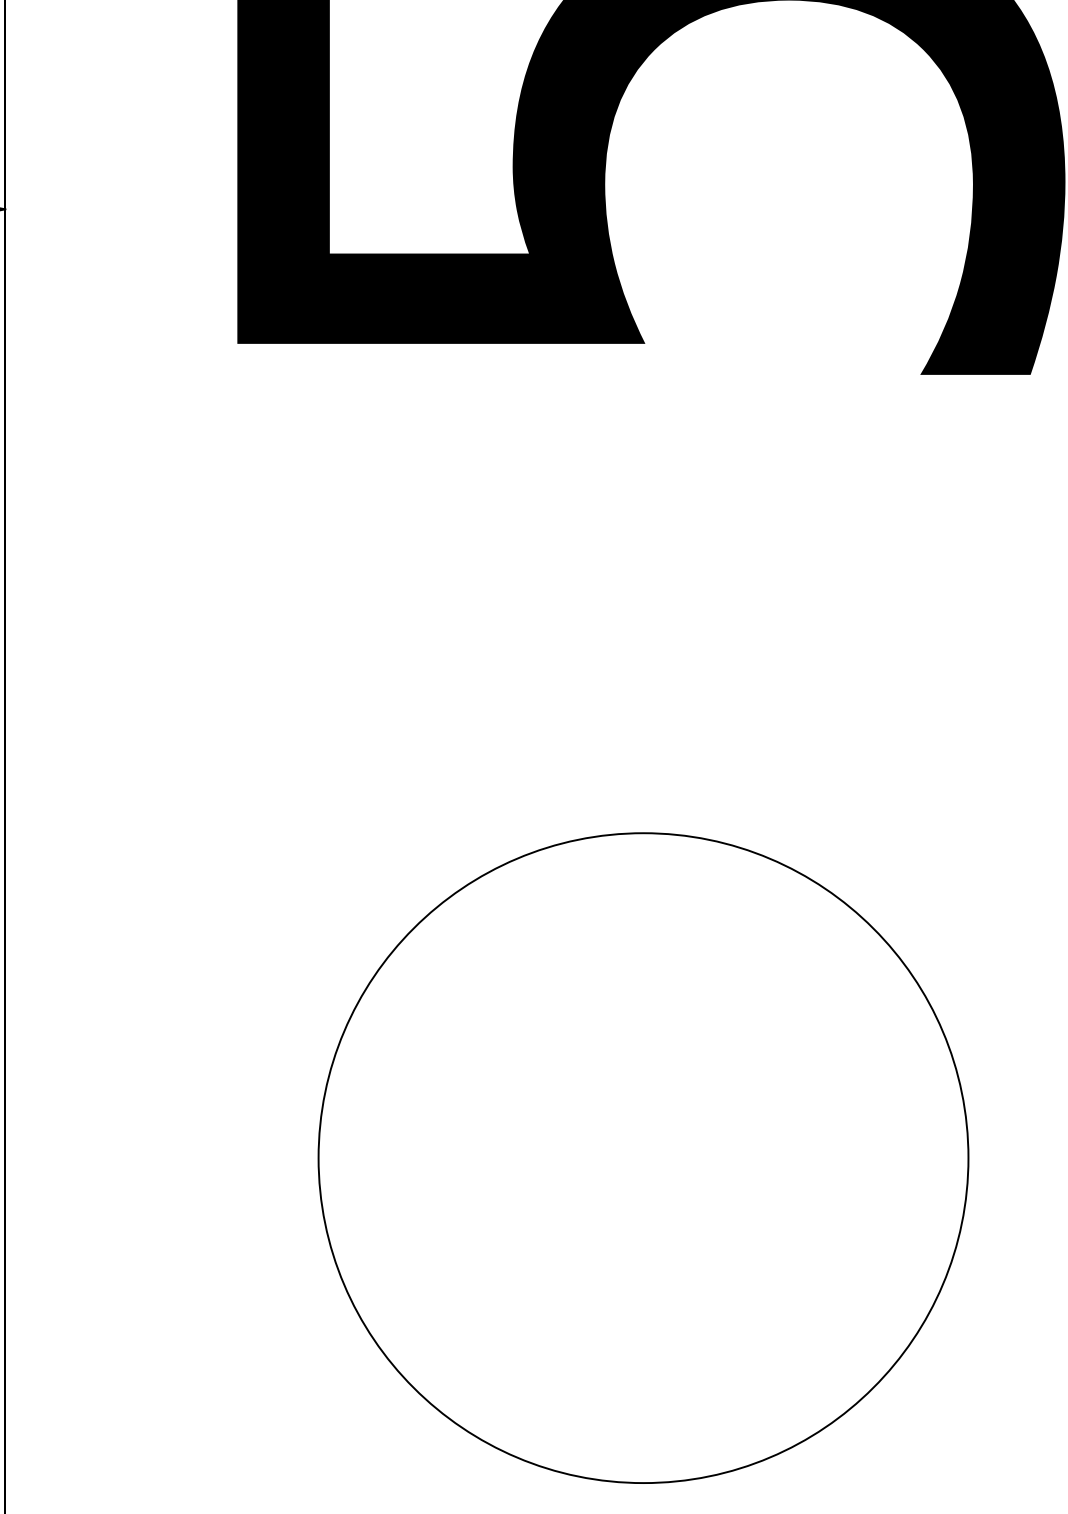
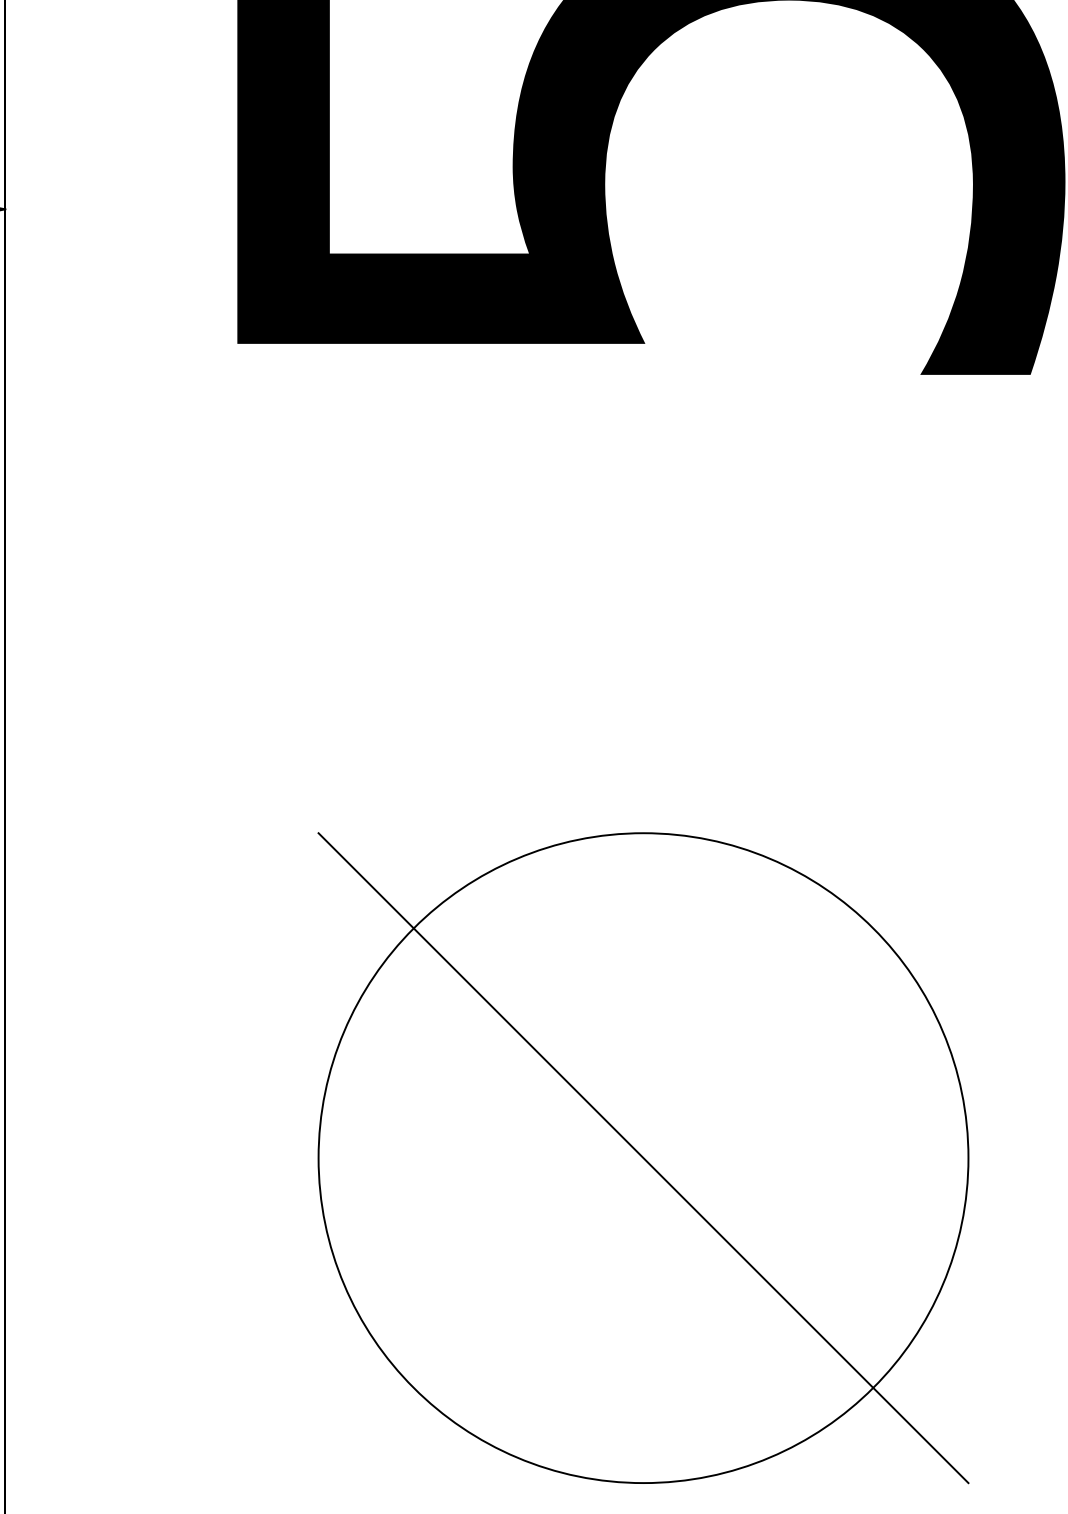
line: none -> present (643, 1158)
